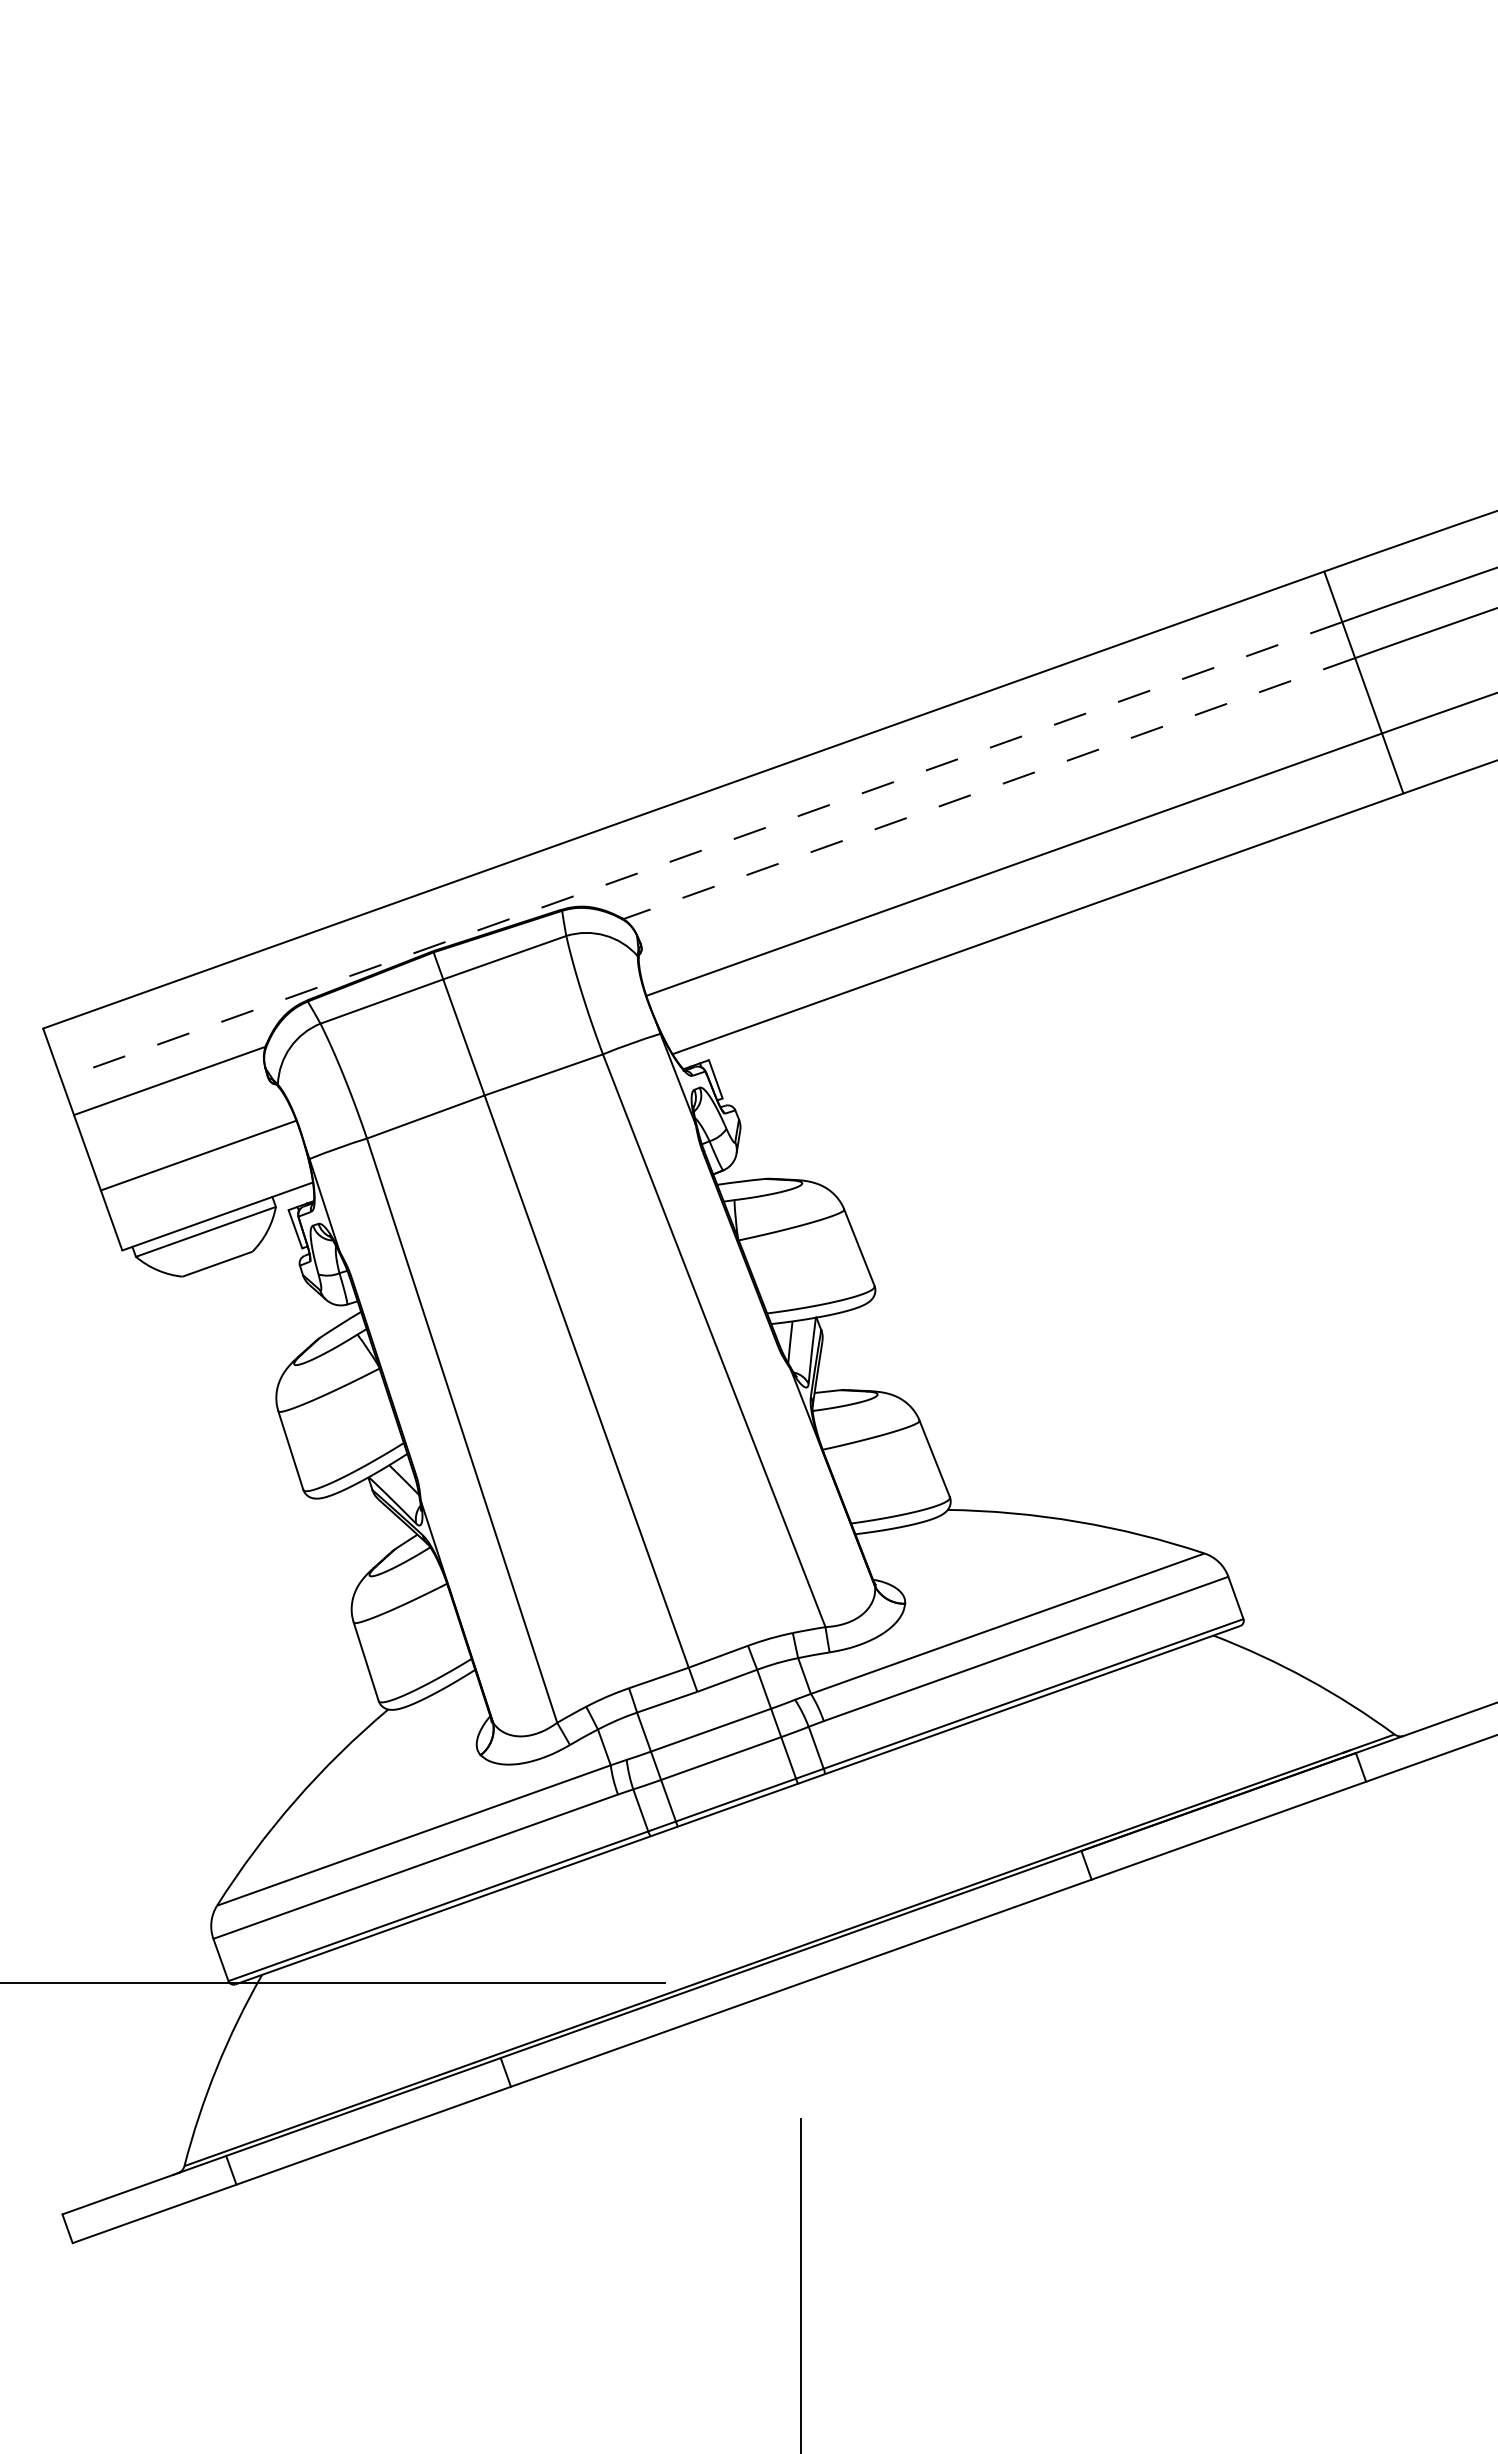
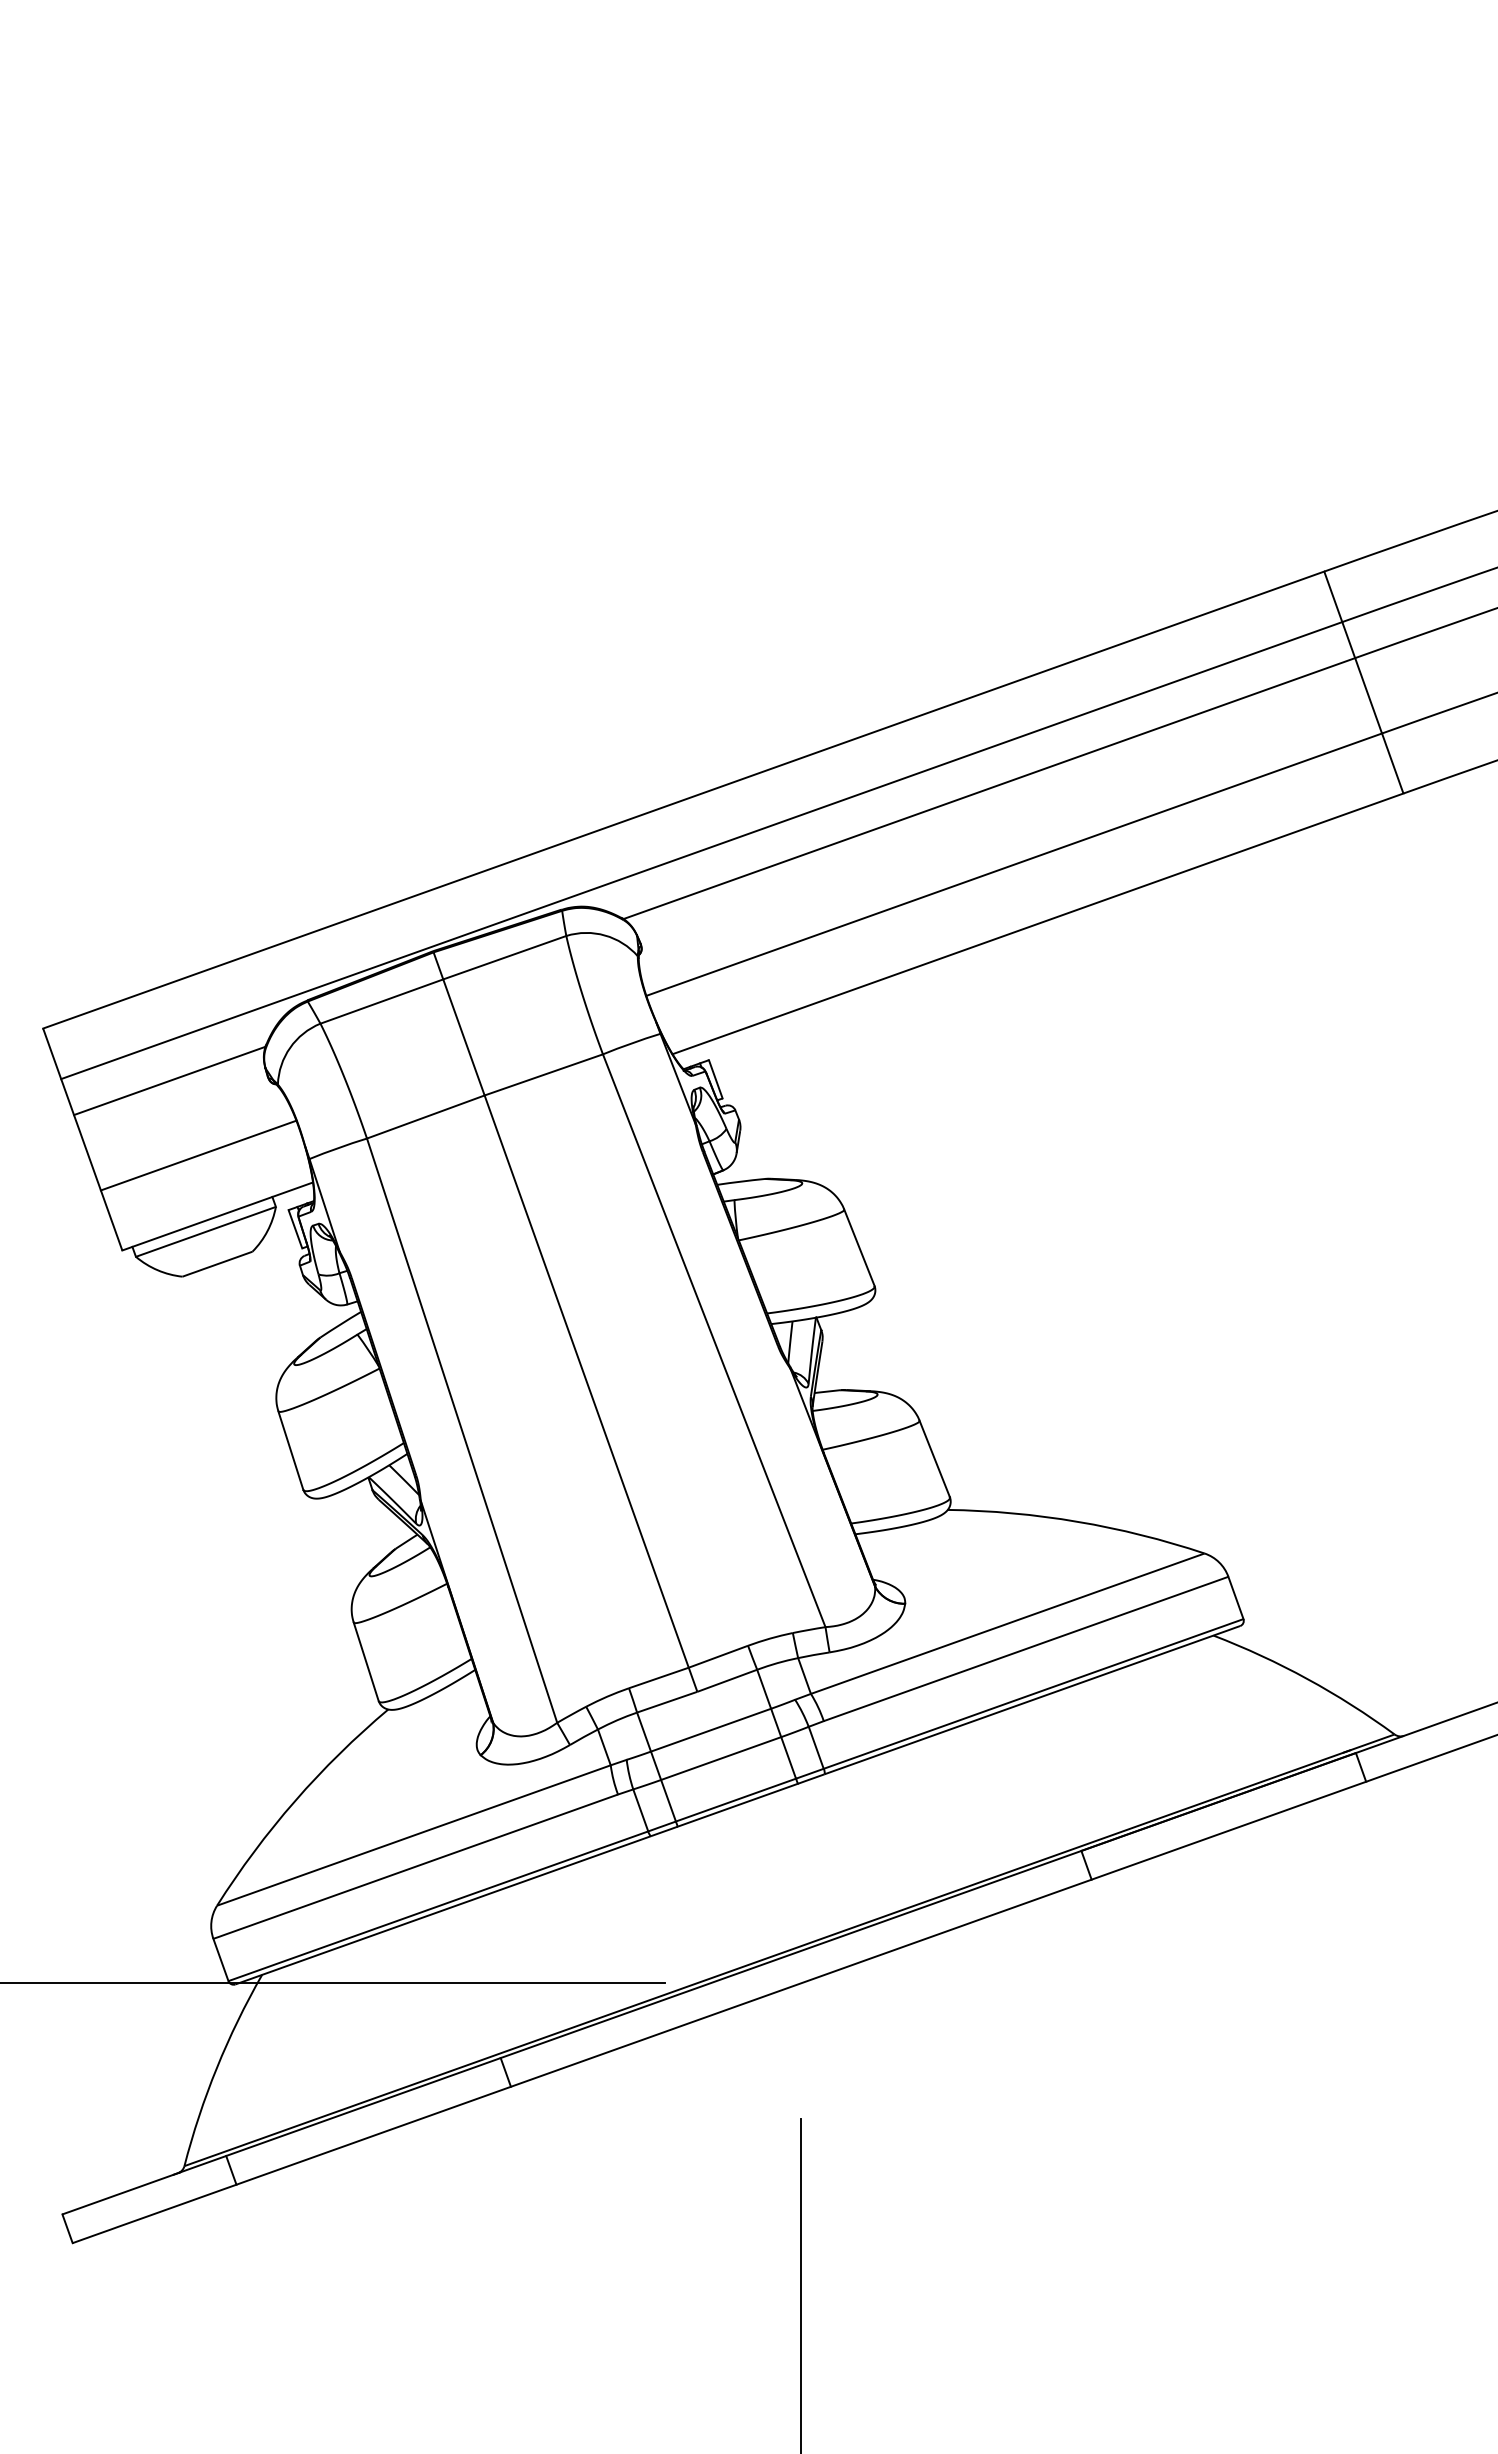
line: dashed -> solid (988, 788)
line: dashed -> solid (701, 850)
